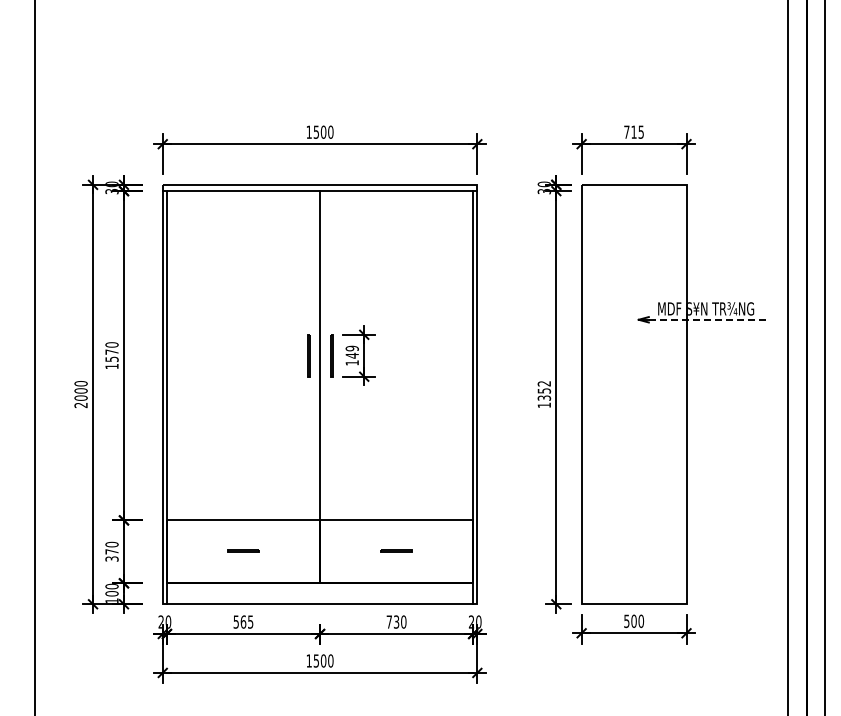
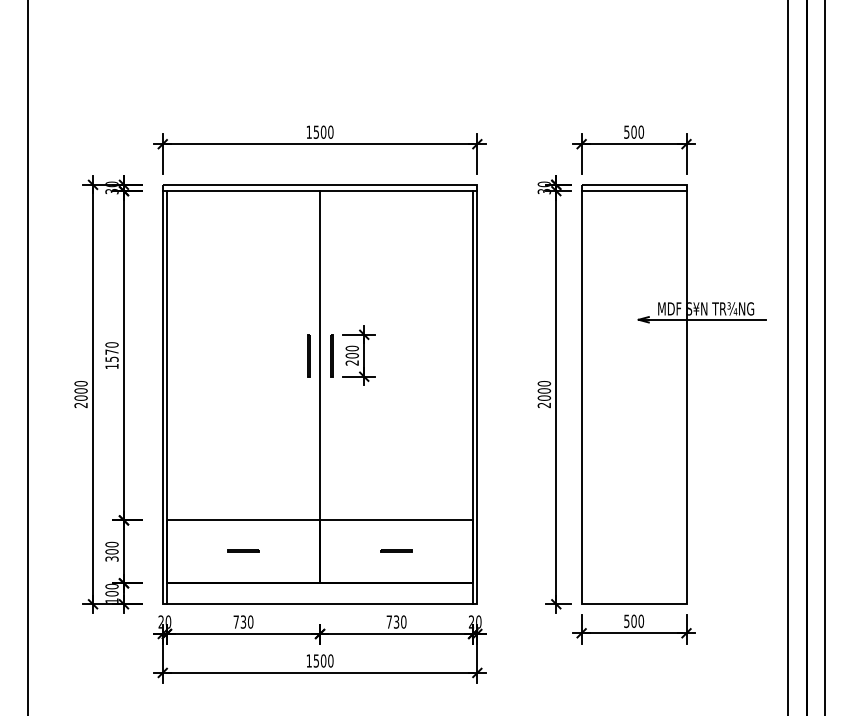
text: 715 -> 500 (634, 131)
line: none -> present (633, 191)
line: dashed -> solid (708, 319)
text: 149 -> 200 (351, 355)
line position: (35, 357) -> (28, 357) (28, 357)
text: 1352 -> 2000 (544, 394)
text: 370 -> 300 (111, 551)
text: 565 -> 730 (243, 621)
